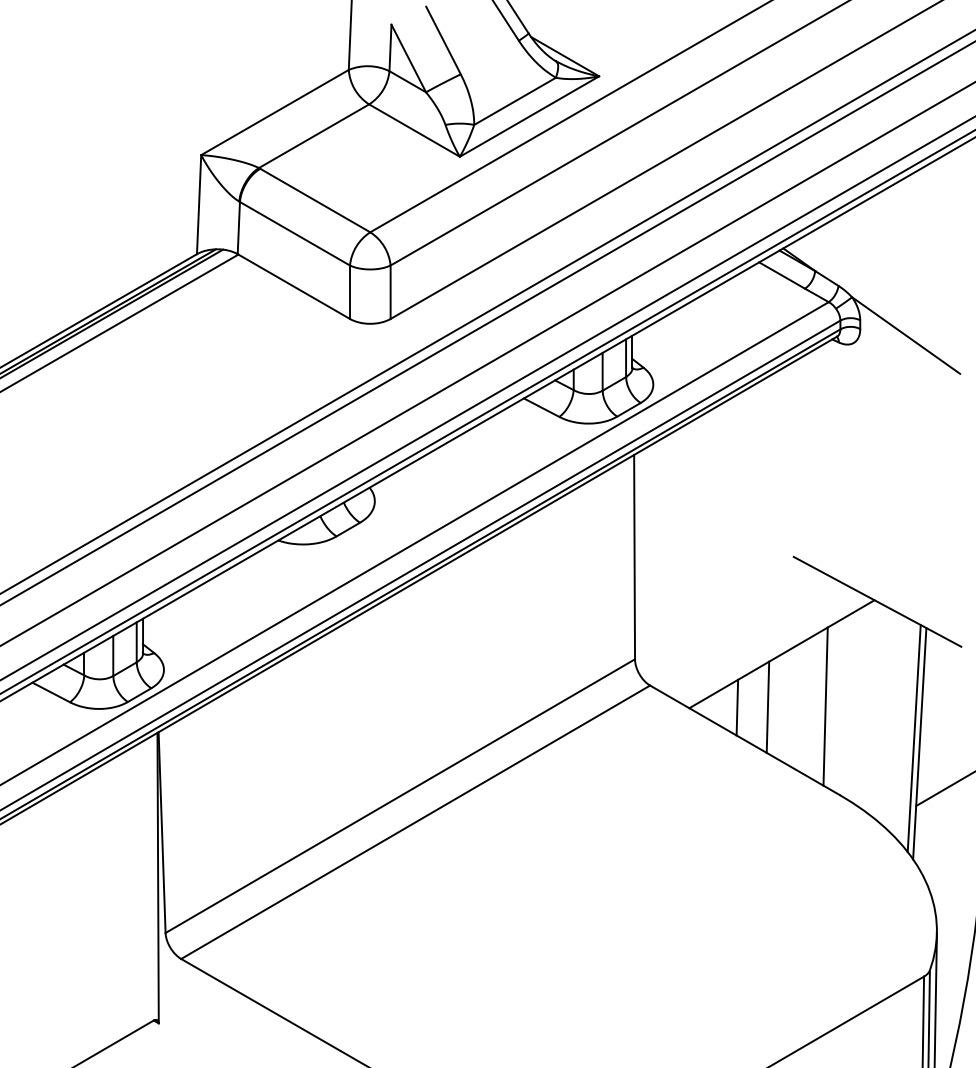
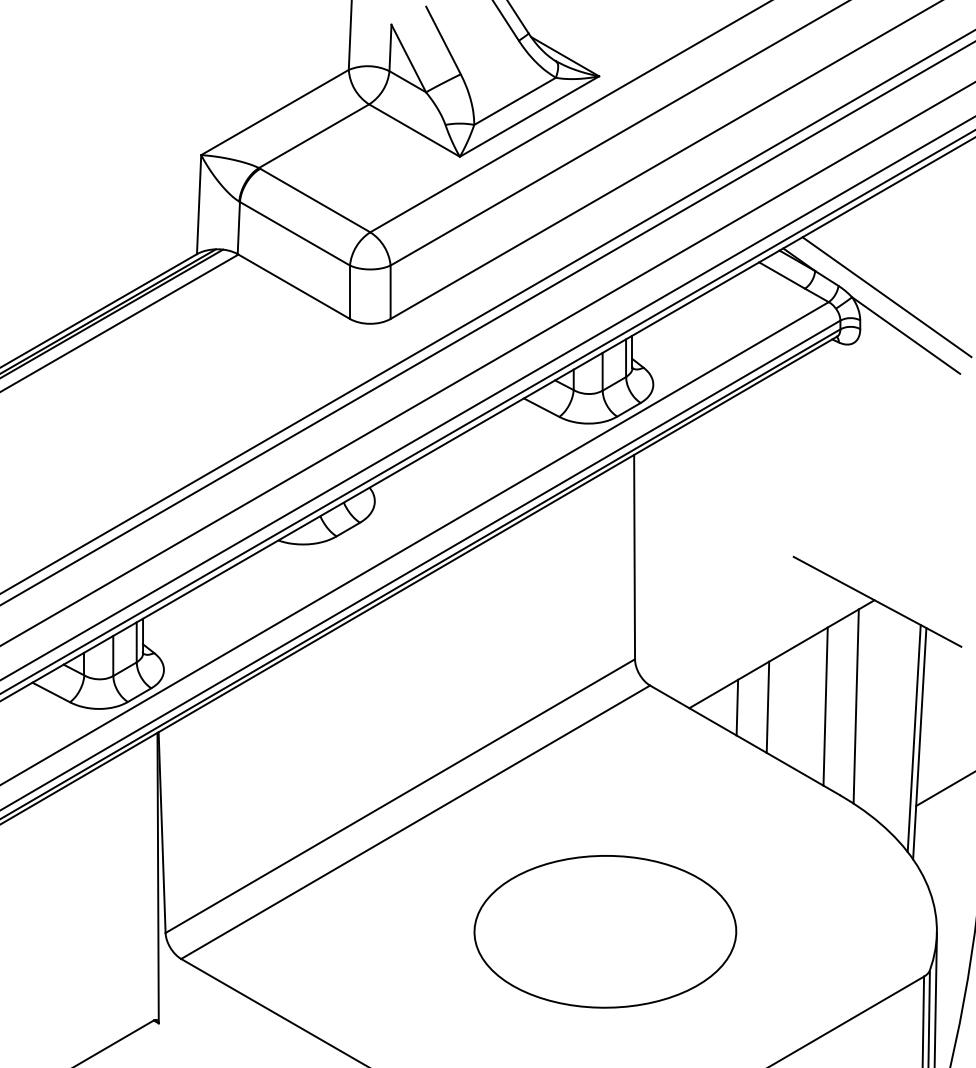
line: none -> present (886, 297)
line: none -> present (855, 706)
part: none -> present (605, 931)
